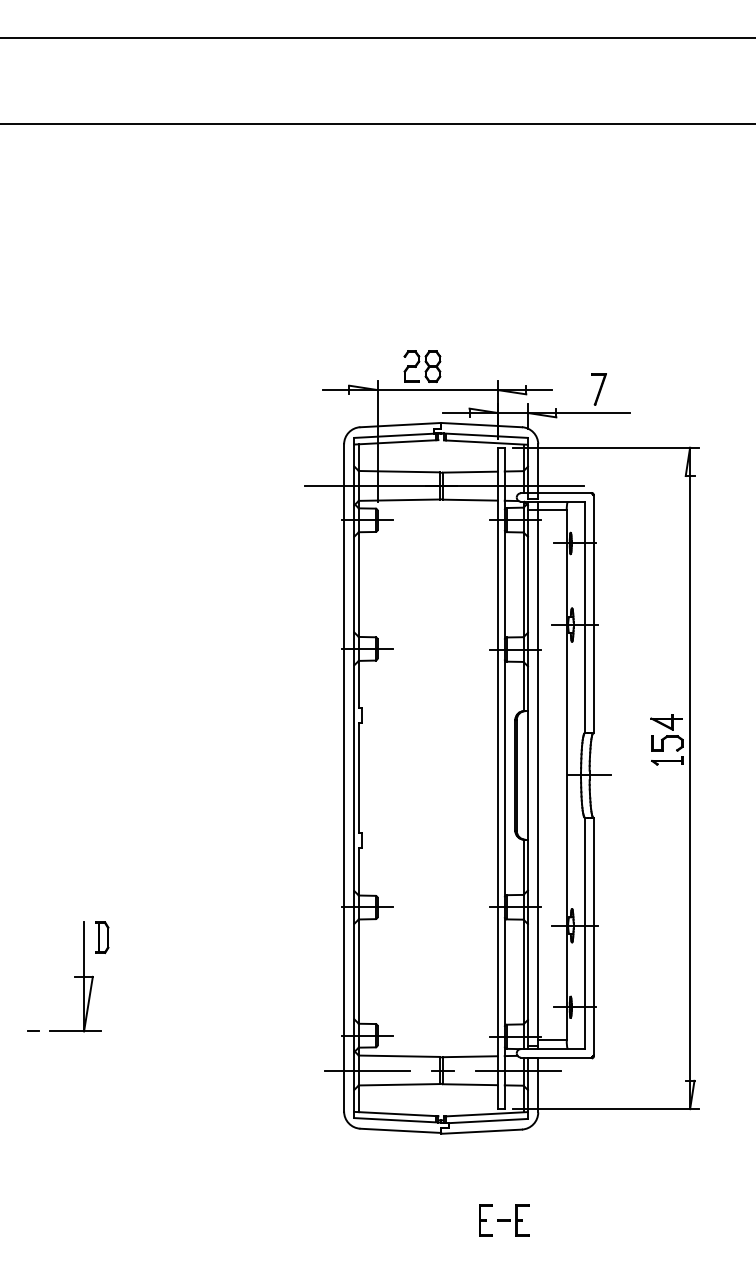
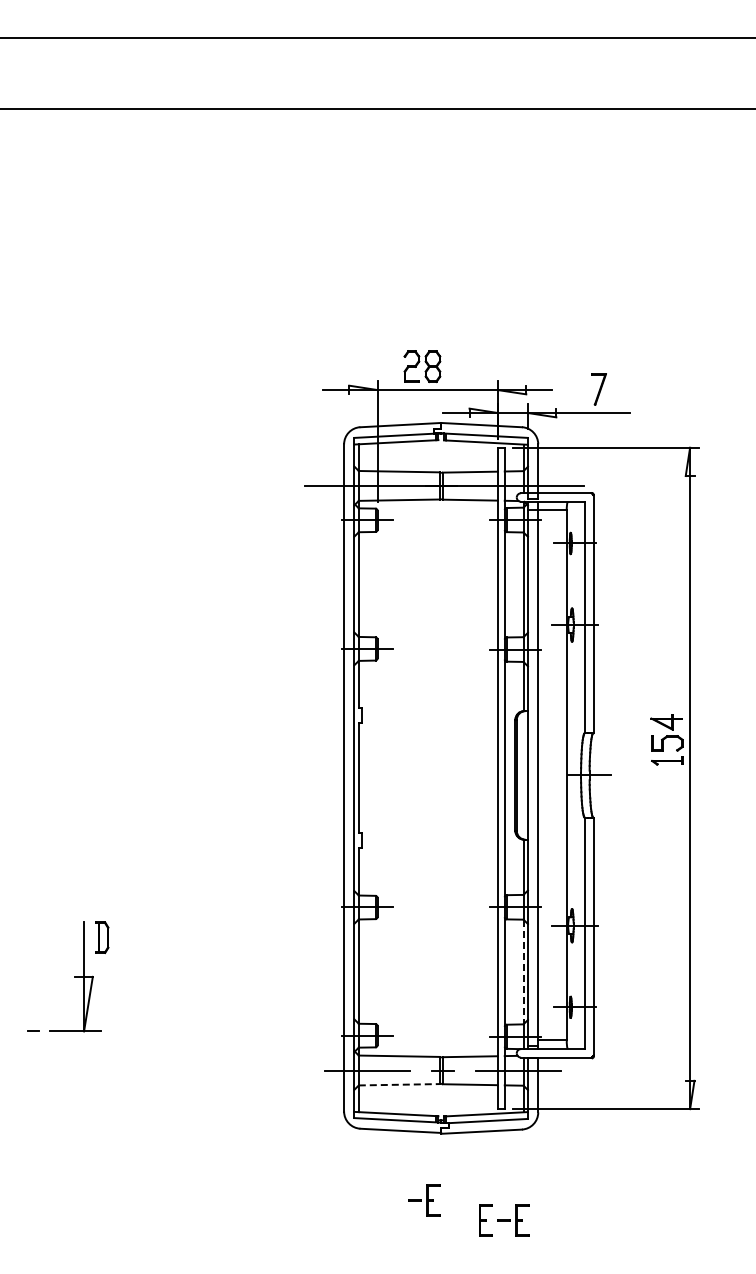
line position: (377, 124) -> (377, 109) (377, 109)
line: solid -> dashed (523, 972)
line: solid -> dashed (399, 1084)
part: none -> present (424, 1200)
